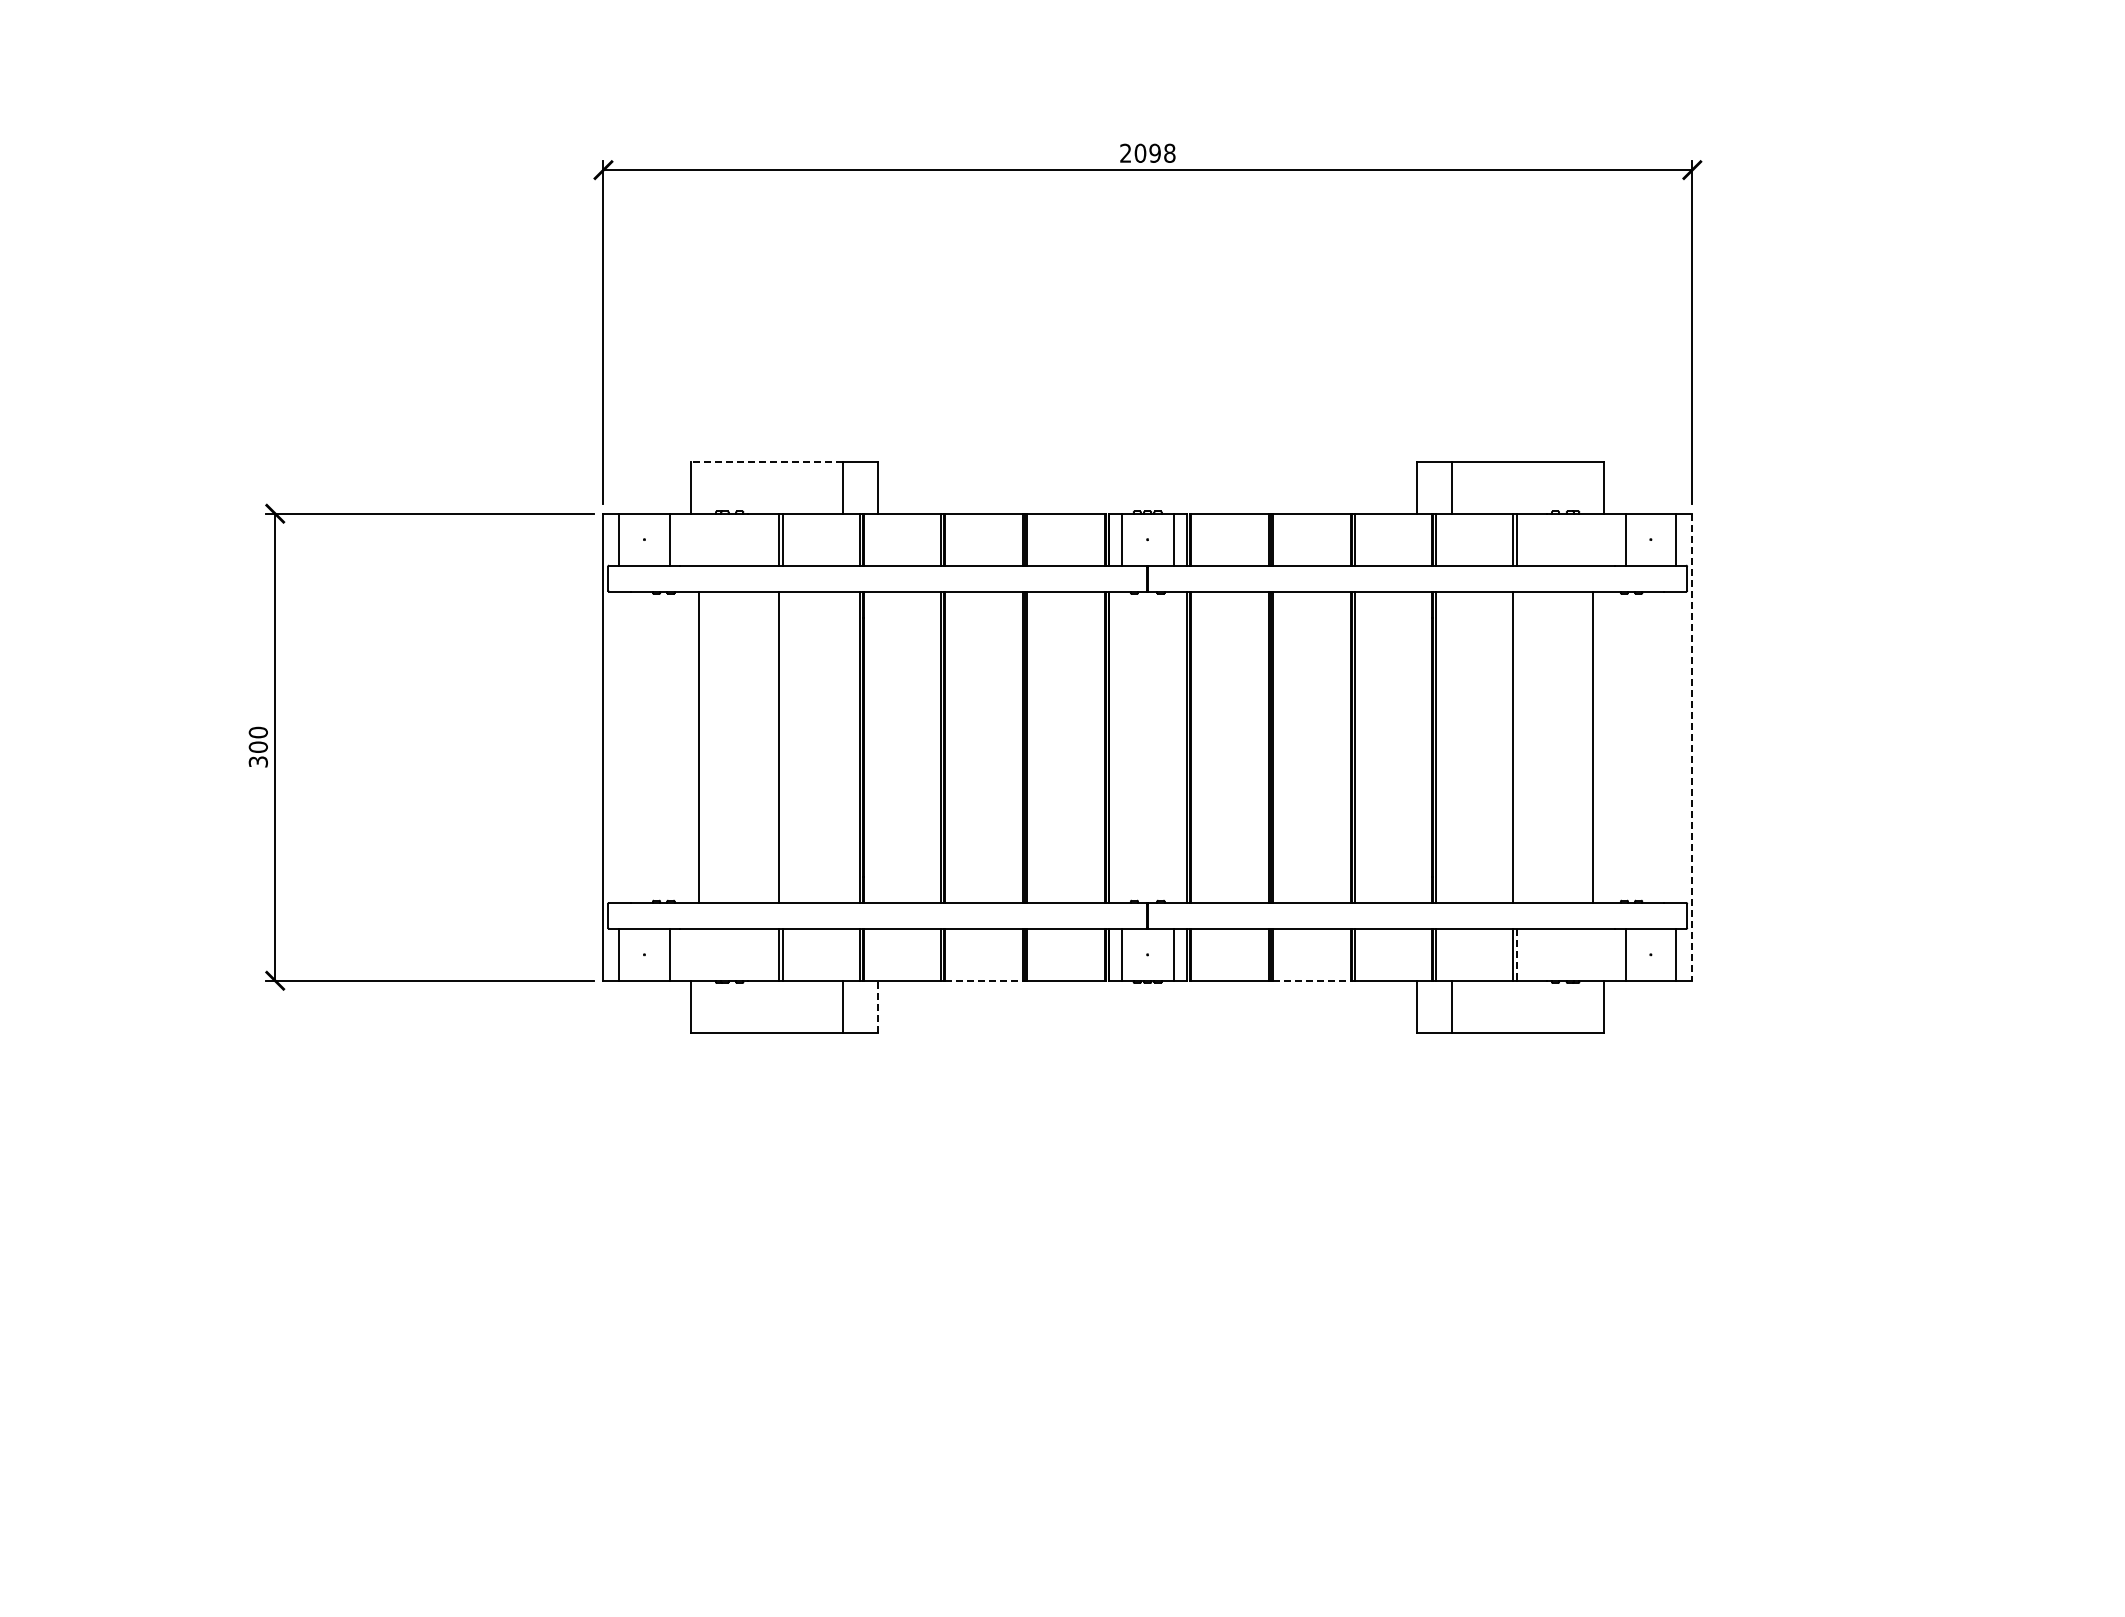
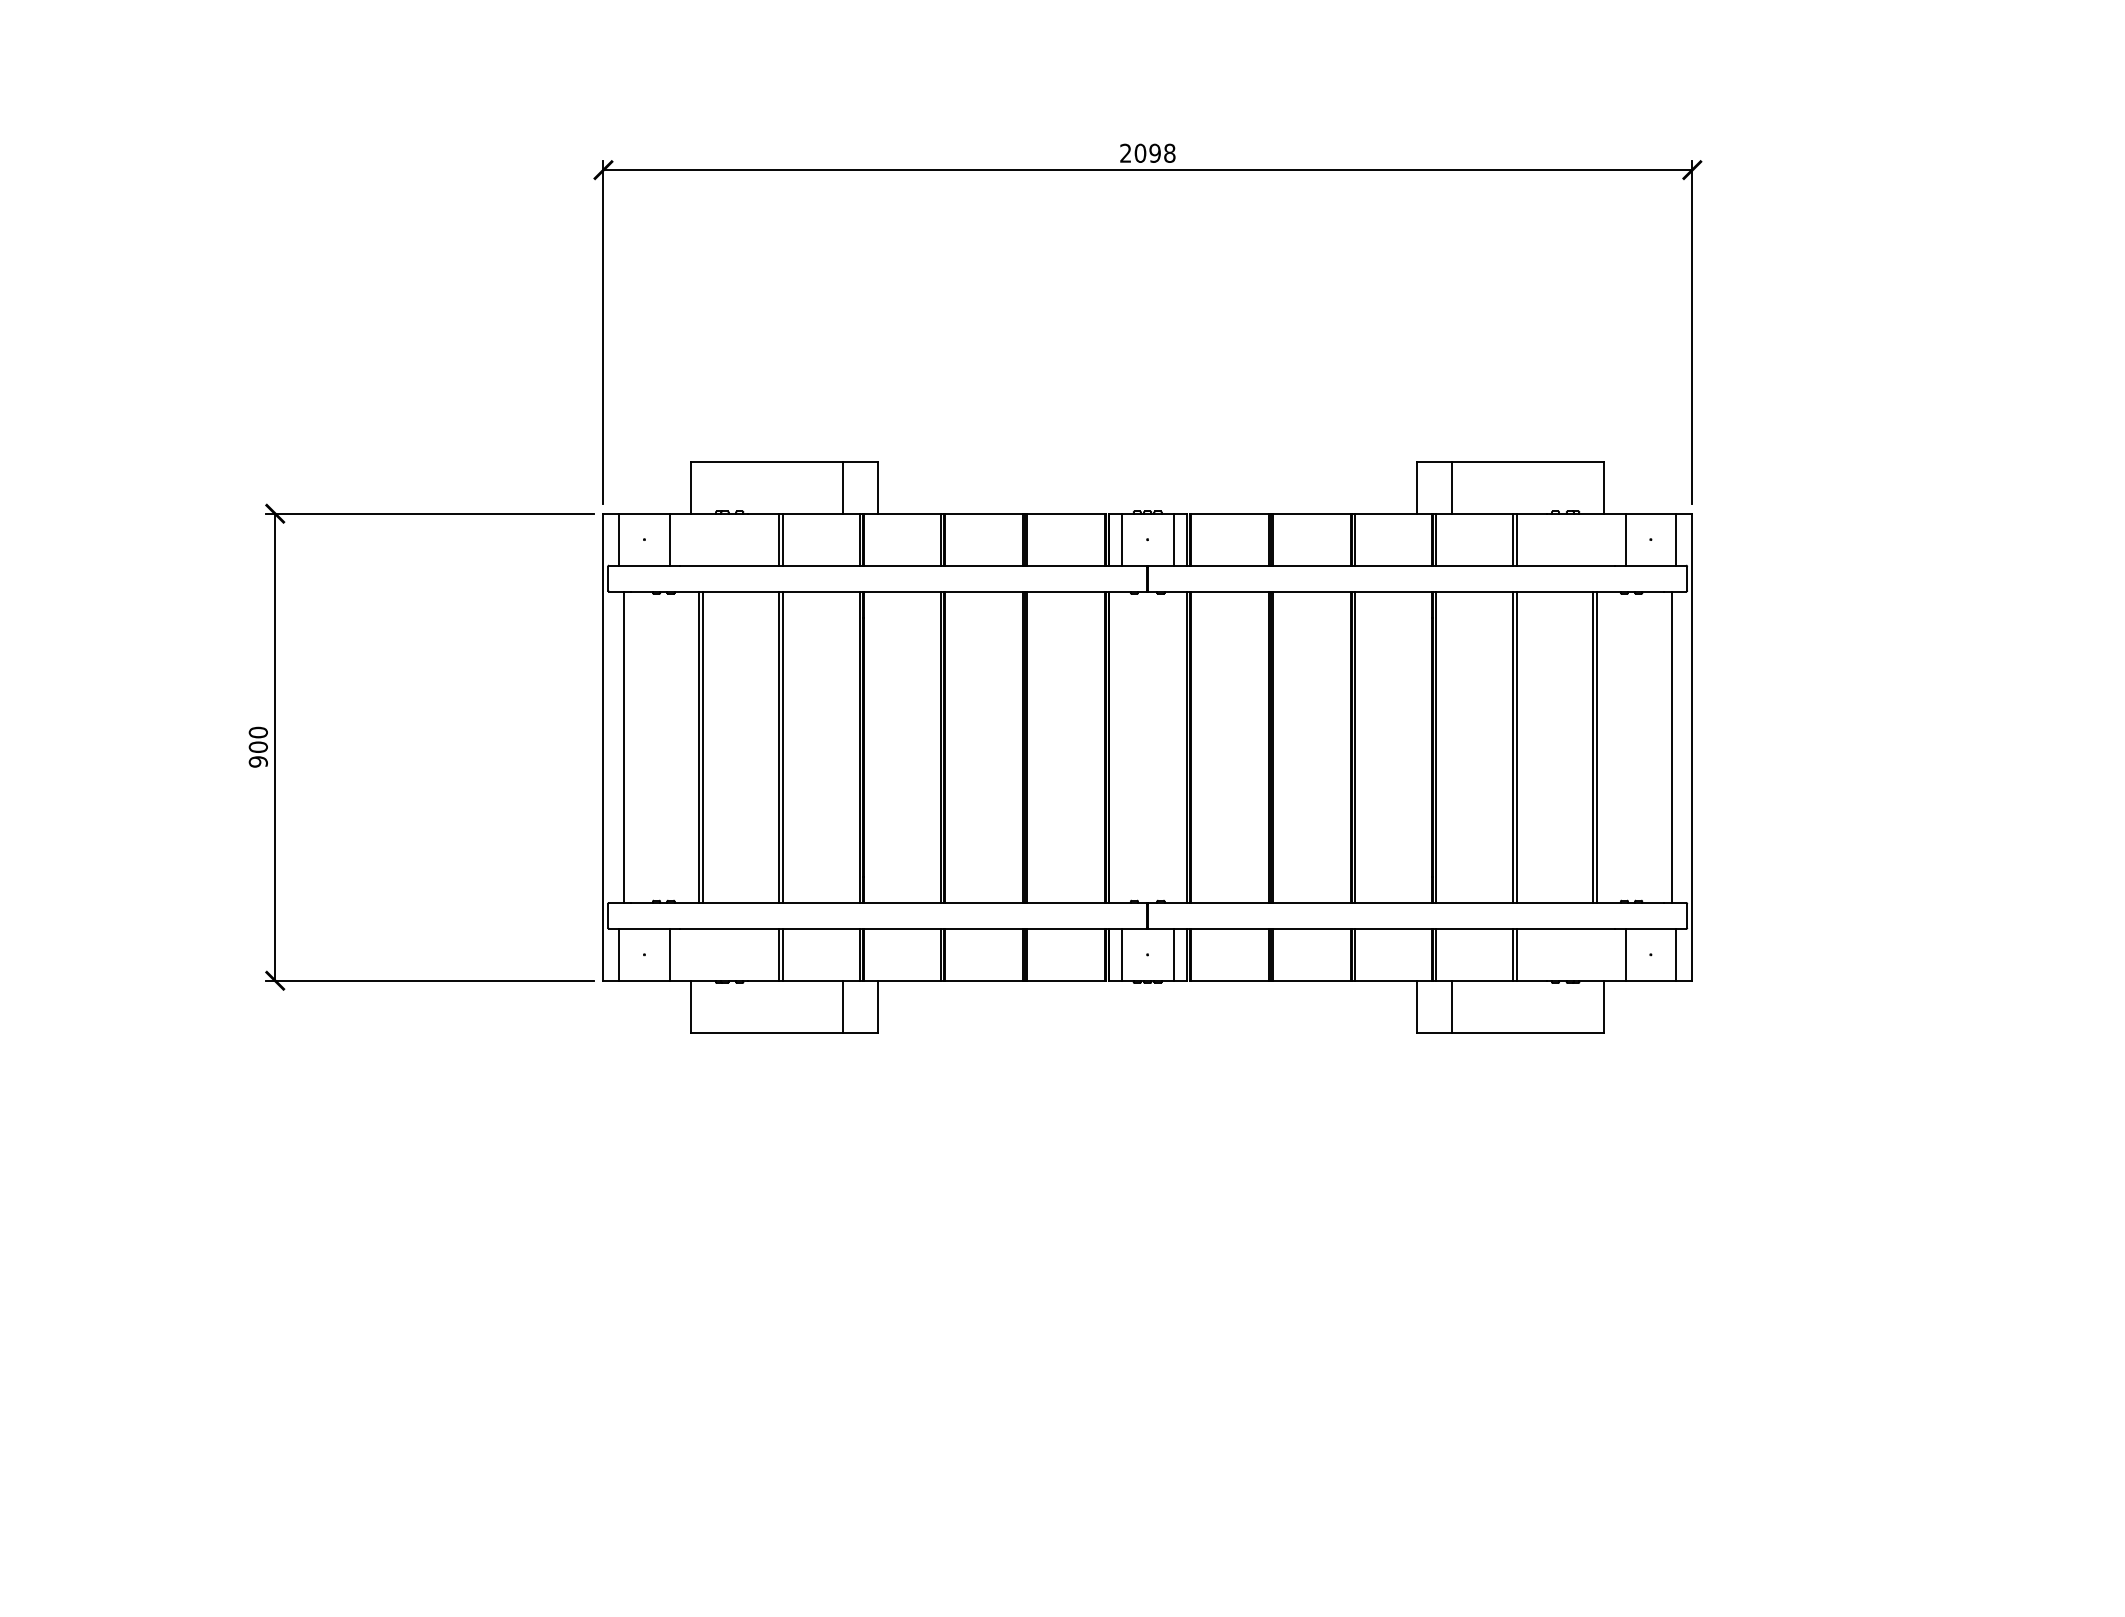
line: dashed -> solid (767, 461)
line: none -> present (623, 746)
line: none -> present (702, 746)
line: none -> present (783, 746)
line: none -> present (1517, 746)
line: none -> present (1597, 746)
line: none -> present (1672, 746)
line: dashed -> solid (1692, 747)
text: 300 -> 900 (257, 761)
line: dashed -> solid (1517, 954)
line: dashed -> solid (984, 980)
line: dashed -> solid (1311, 980)
line: dashed -> solid (877, 1006)
